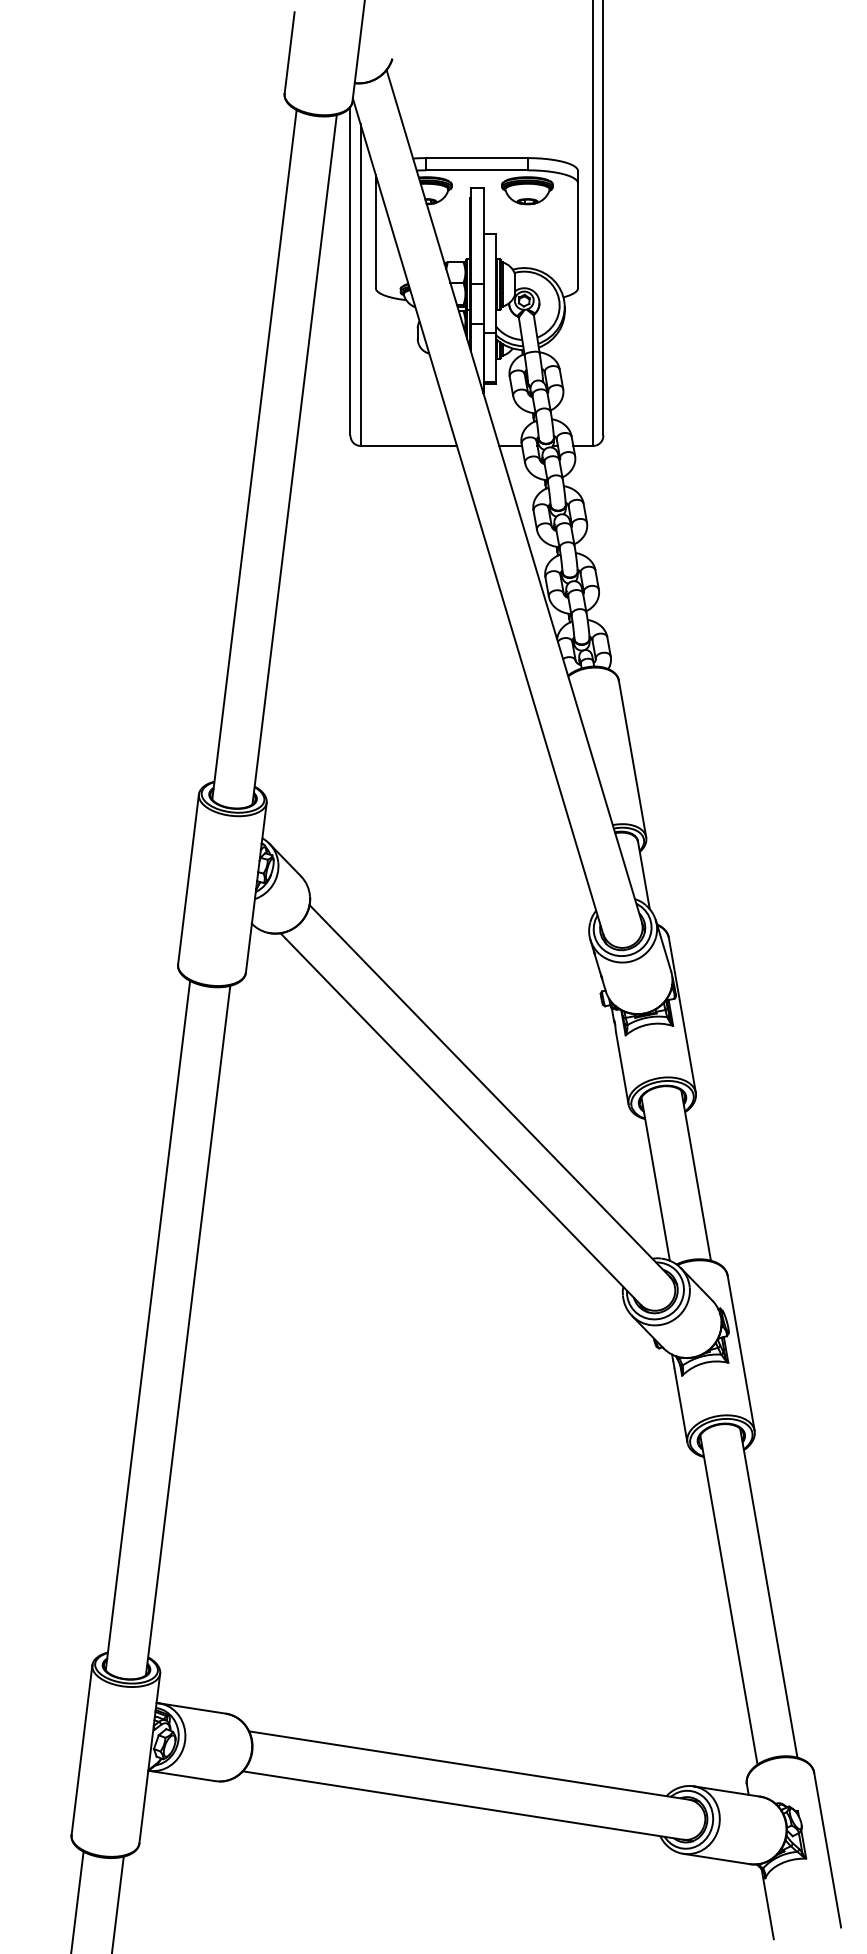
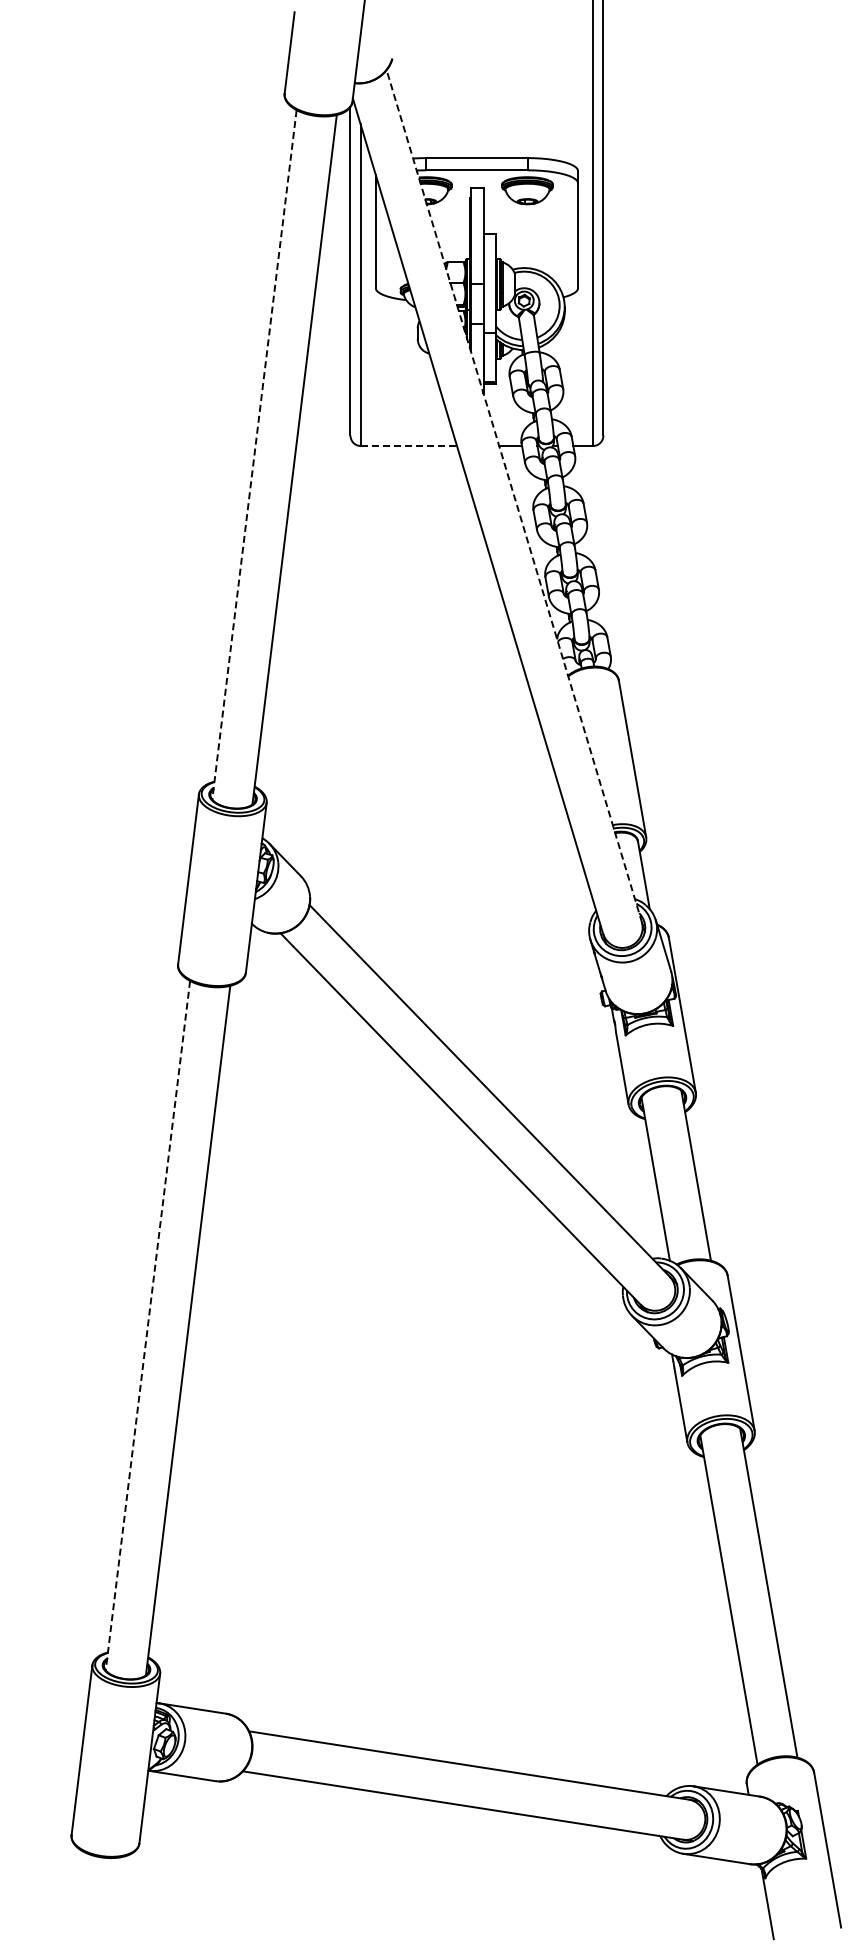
line: solid -> dashed (409, 445)
line: solid -> dashed (254, 455)
line: solid -> dashed (514, 495)
line: solid -> dashed (147, 1326)
line: present -> none (77, 1900)
line: present -> none (117, 1903)
